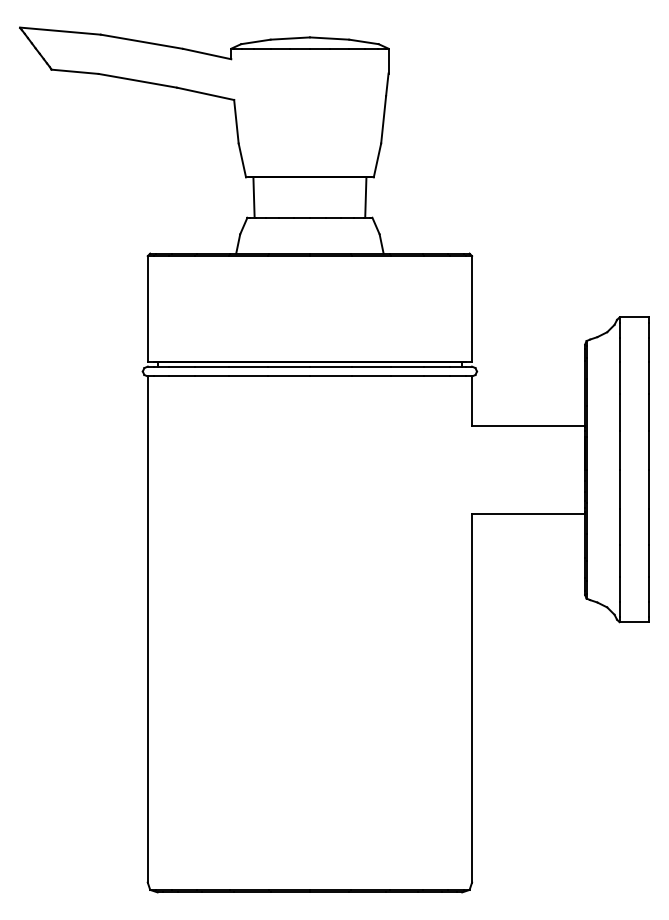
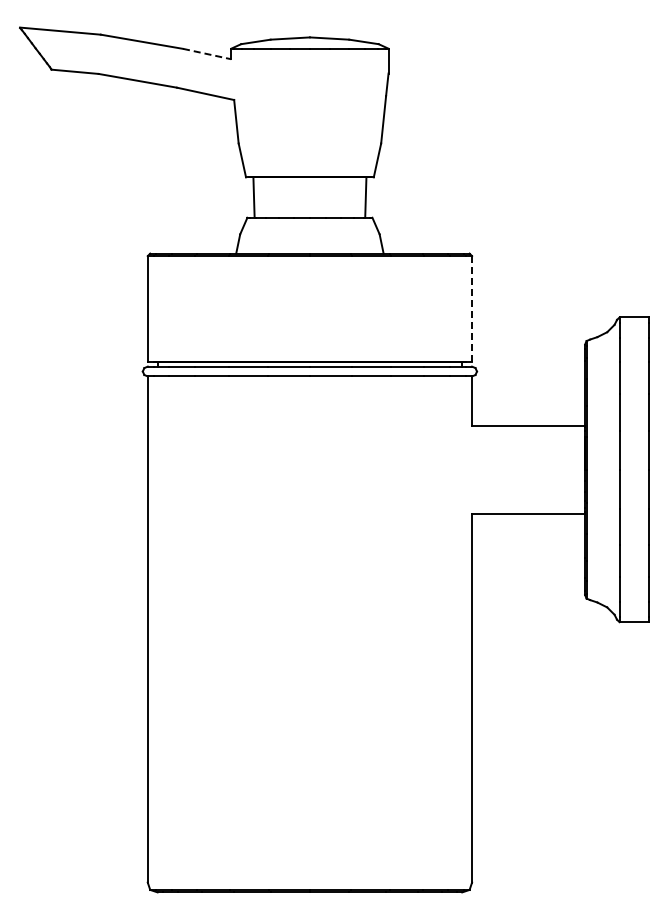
line: solid -> dashed (207, 54)
line: solid -> dashed (472, 308)
